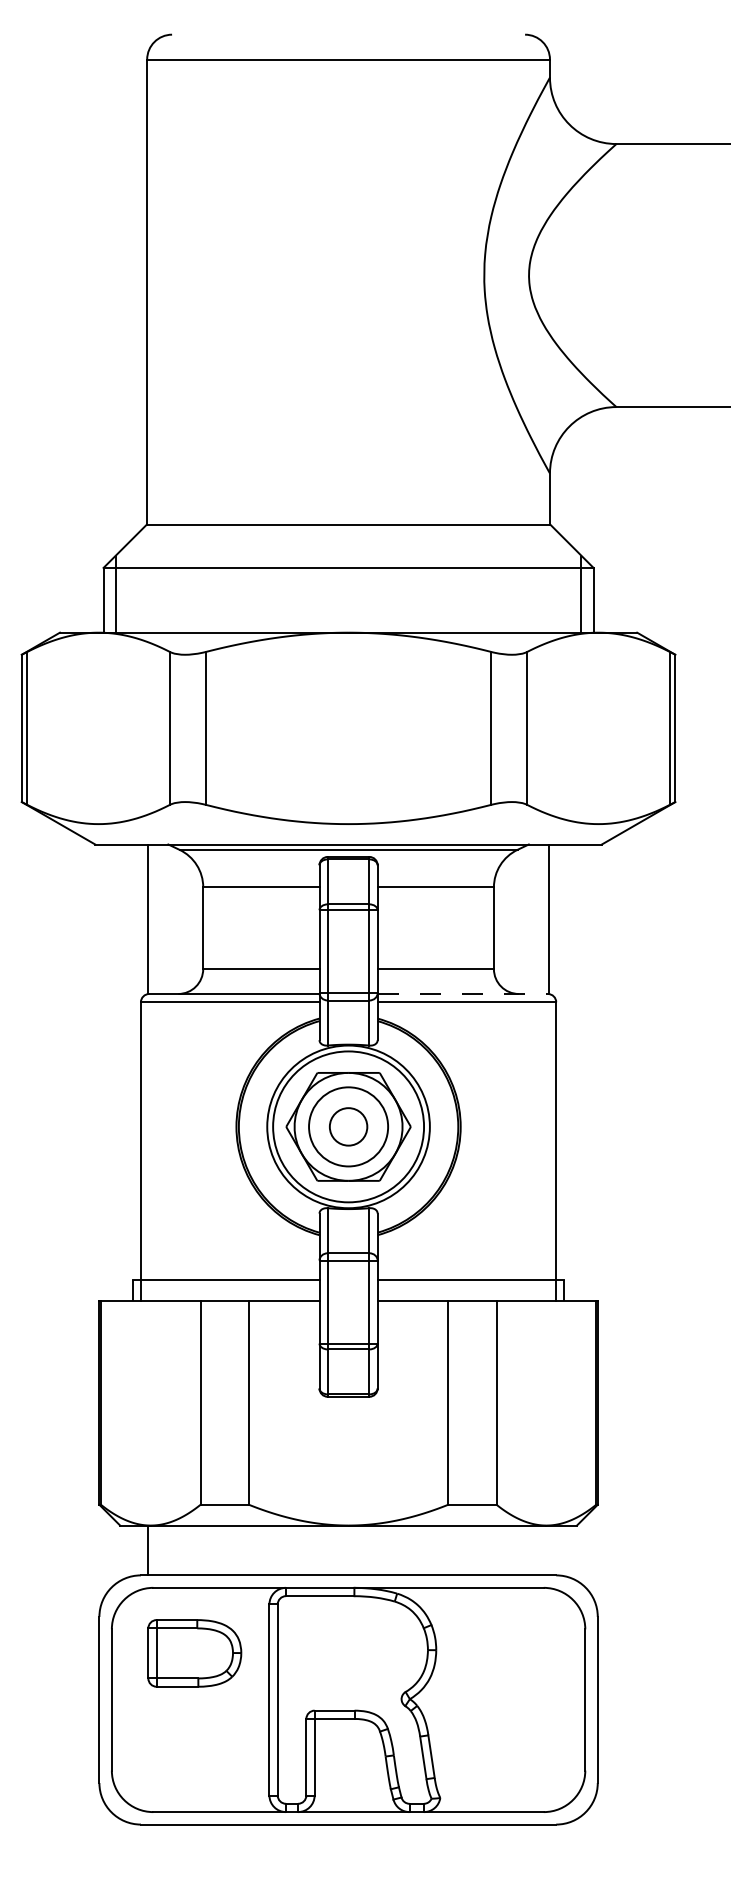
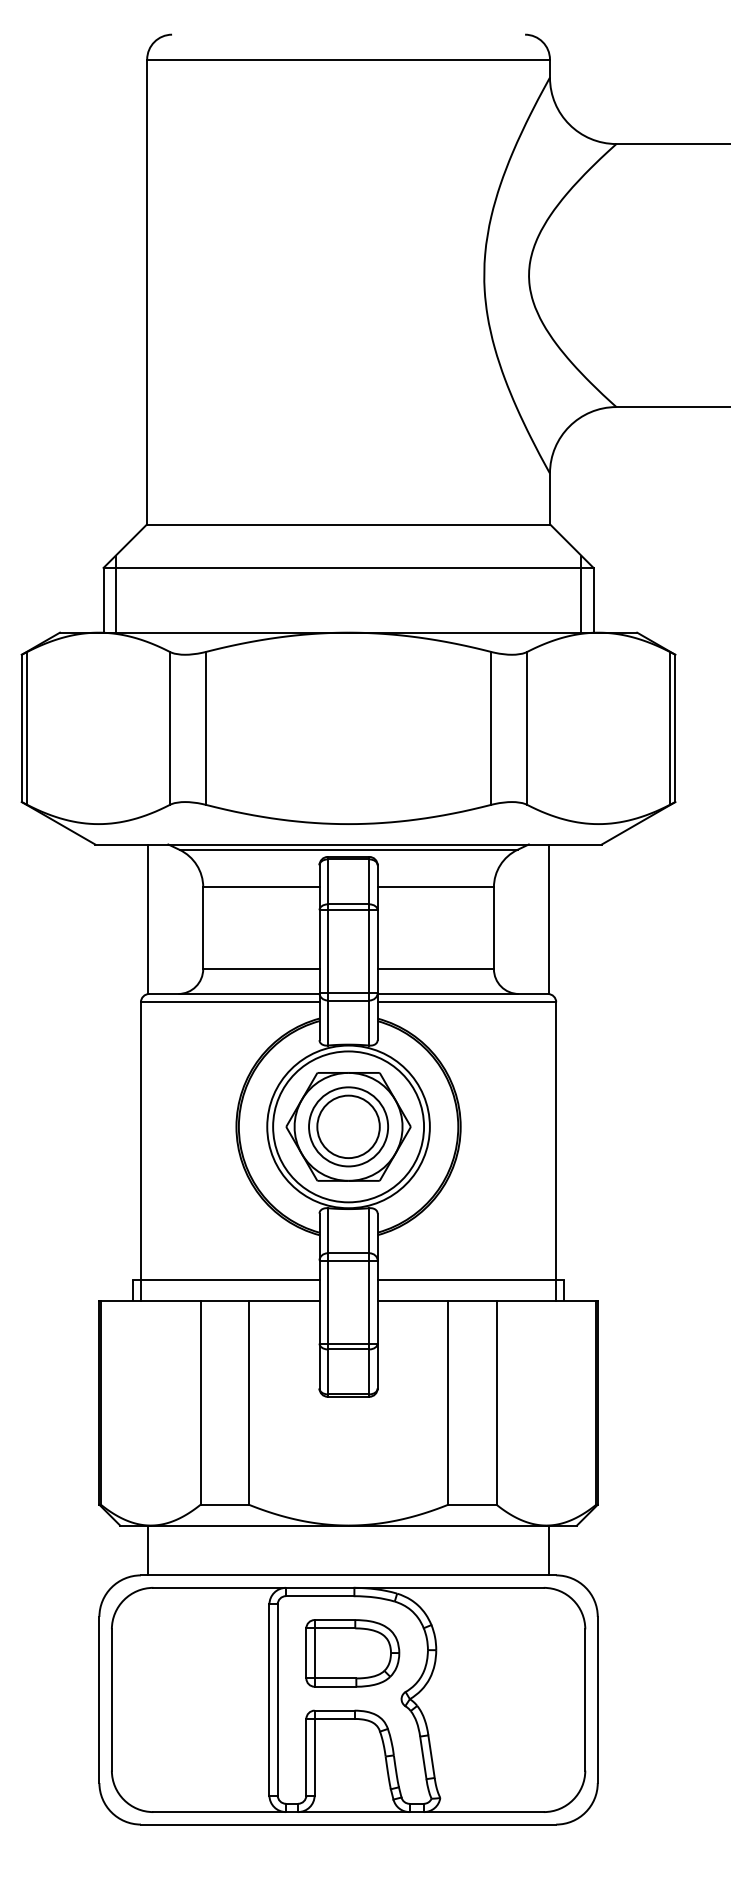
line: dashed -> solid (463, 993)
circle diameter: 37 px -> 62 px (348, 1126)
line: none -> present (549, 1550)
part position: (194, 1653) -> (352, 1653) (352, 1653)
